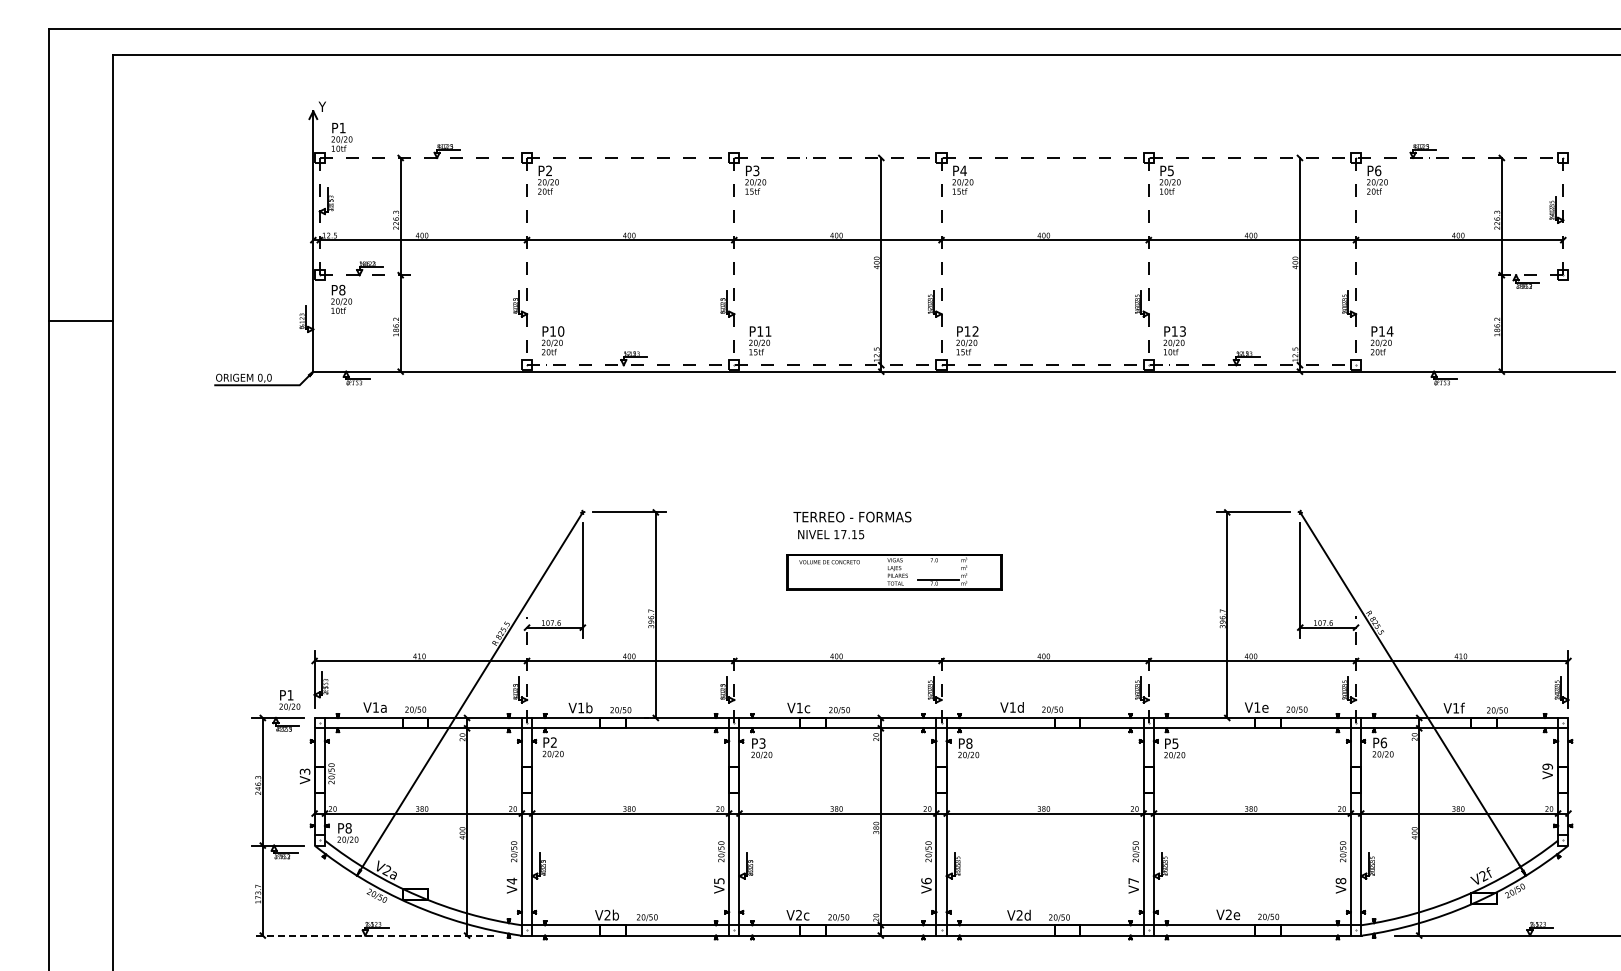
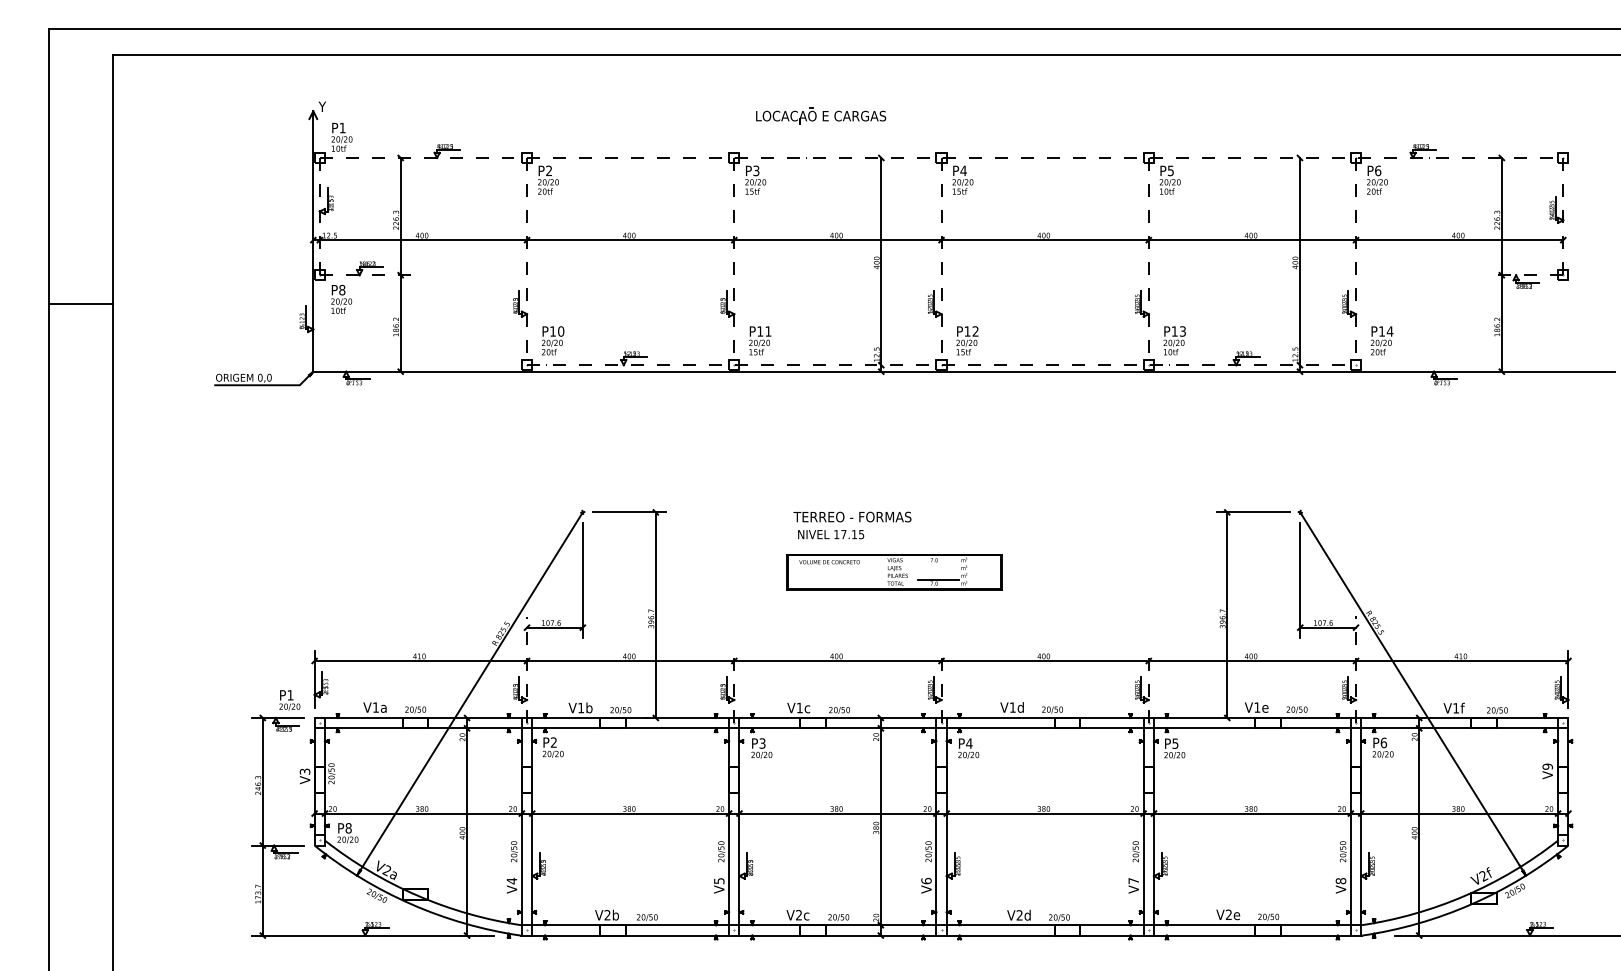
part: none -> present (821, 115)
line position: (80, 320) -> (80, 303) (80, 303)
text: P8 -> P4 (969, 743)
line: dashed -> solid (373, 935)
